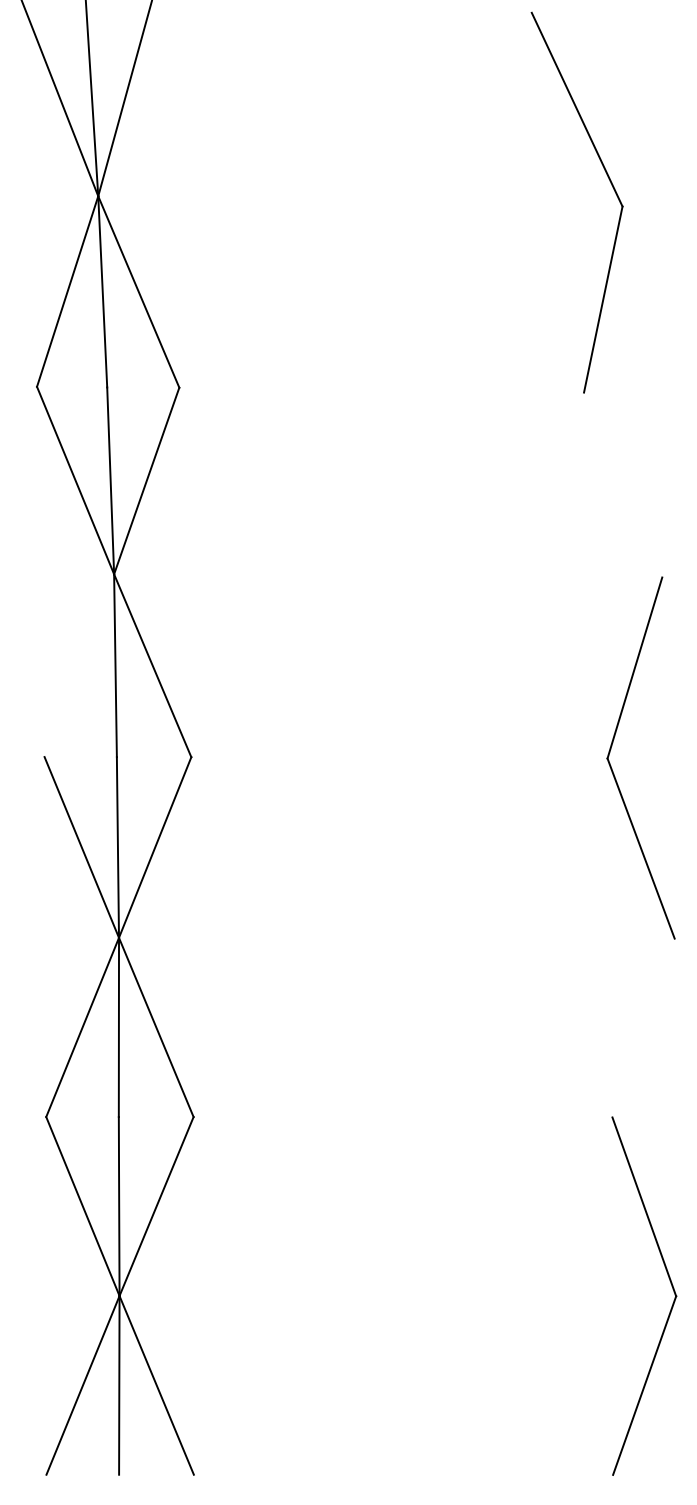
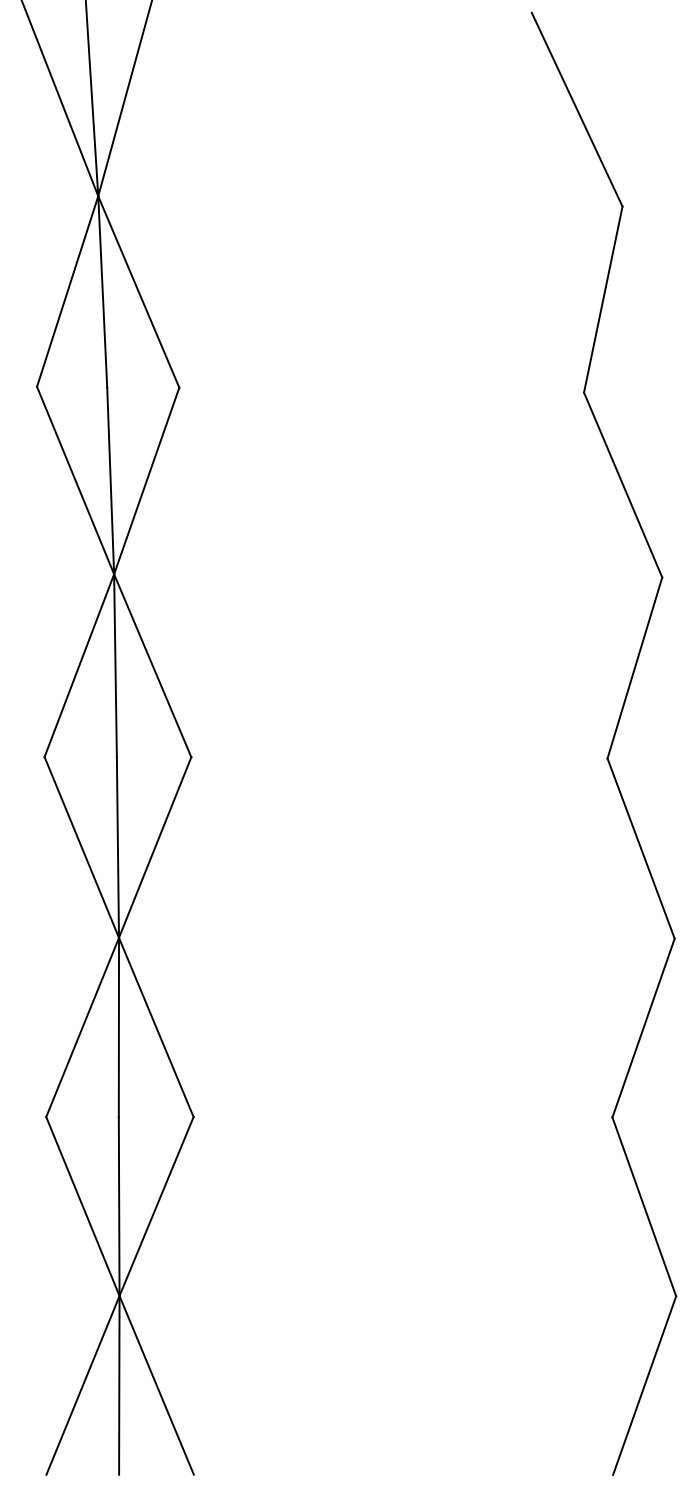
line: none -> present (623, 484)
line: none -> present (79, 665)
line: none -> present (643, 1027)
